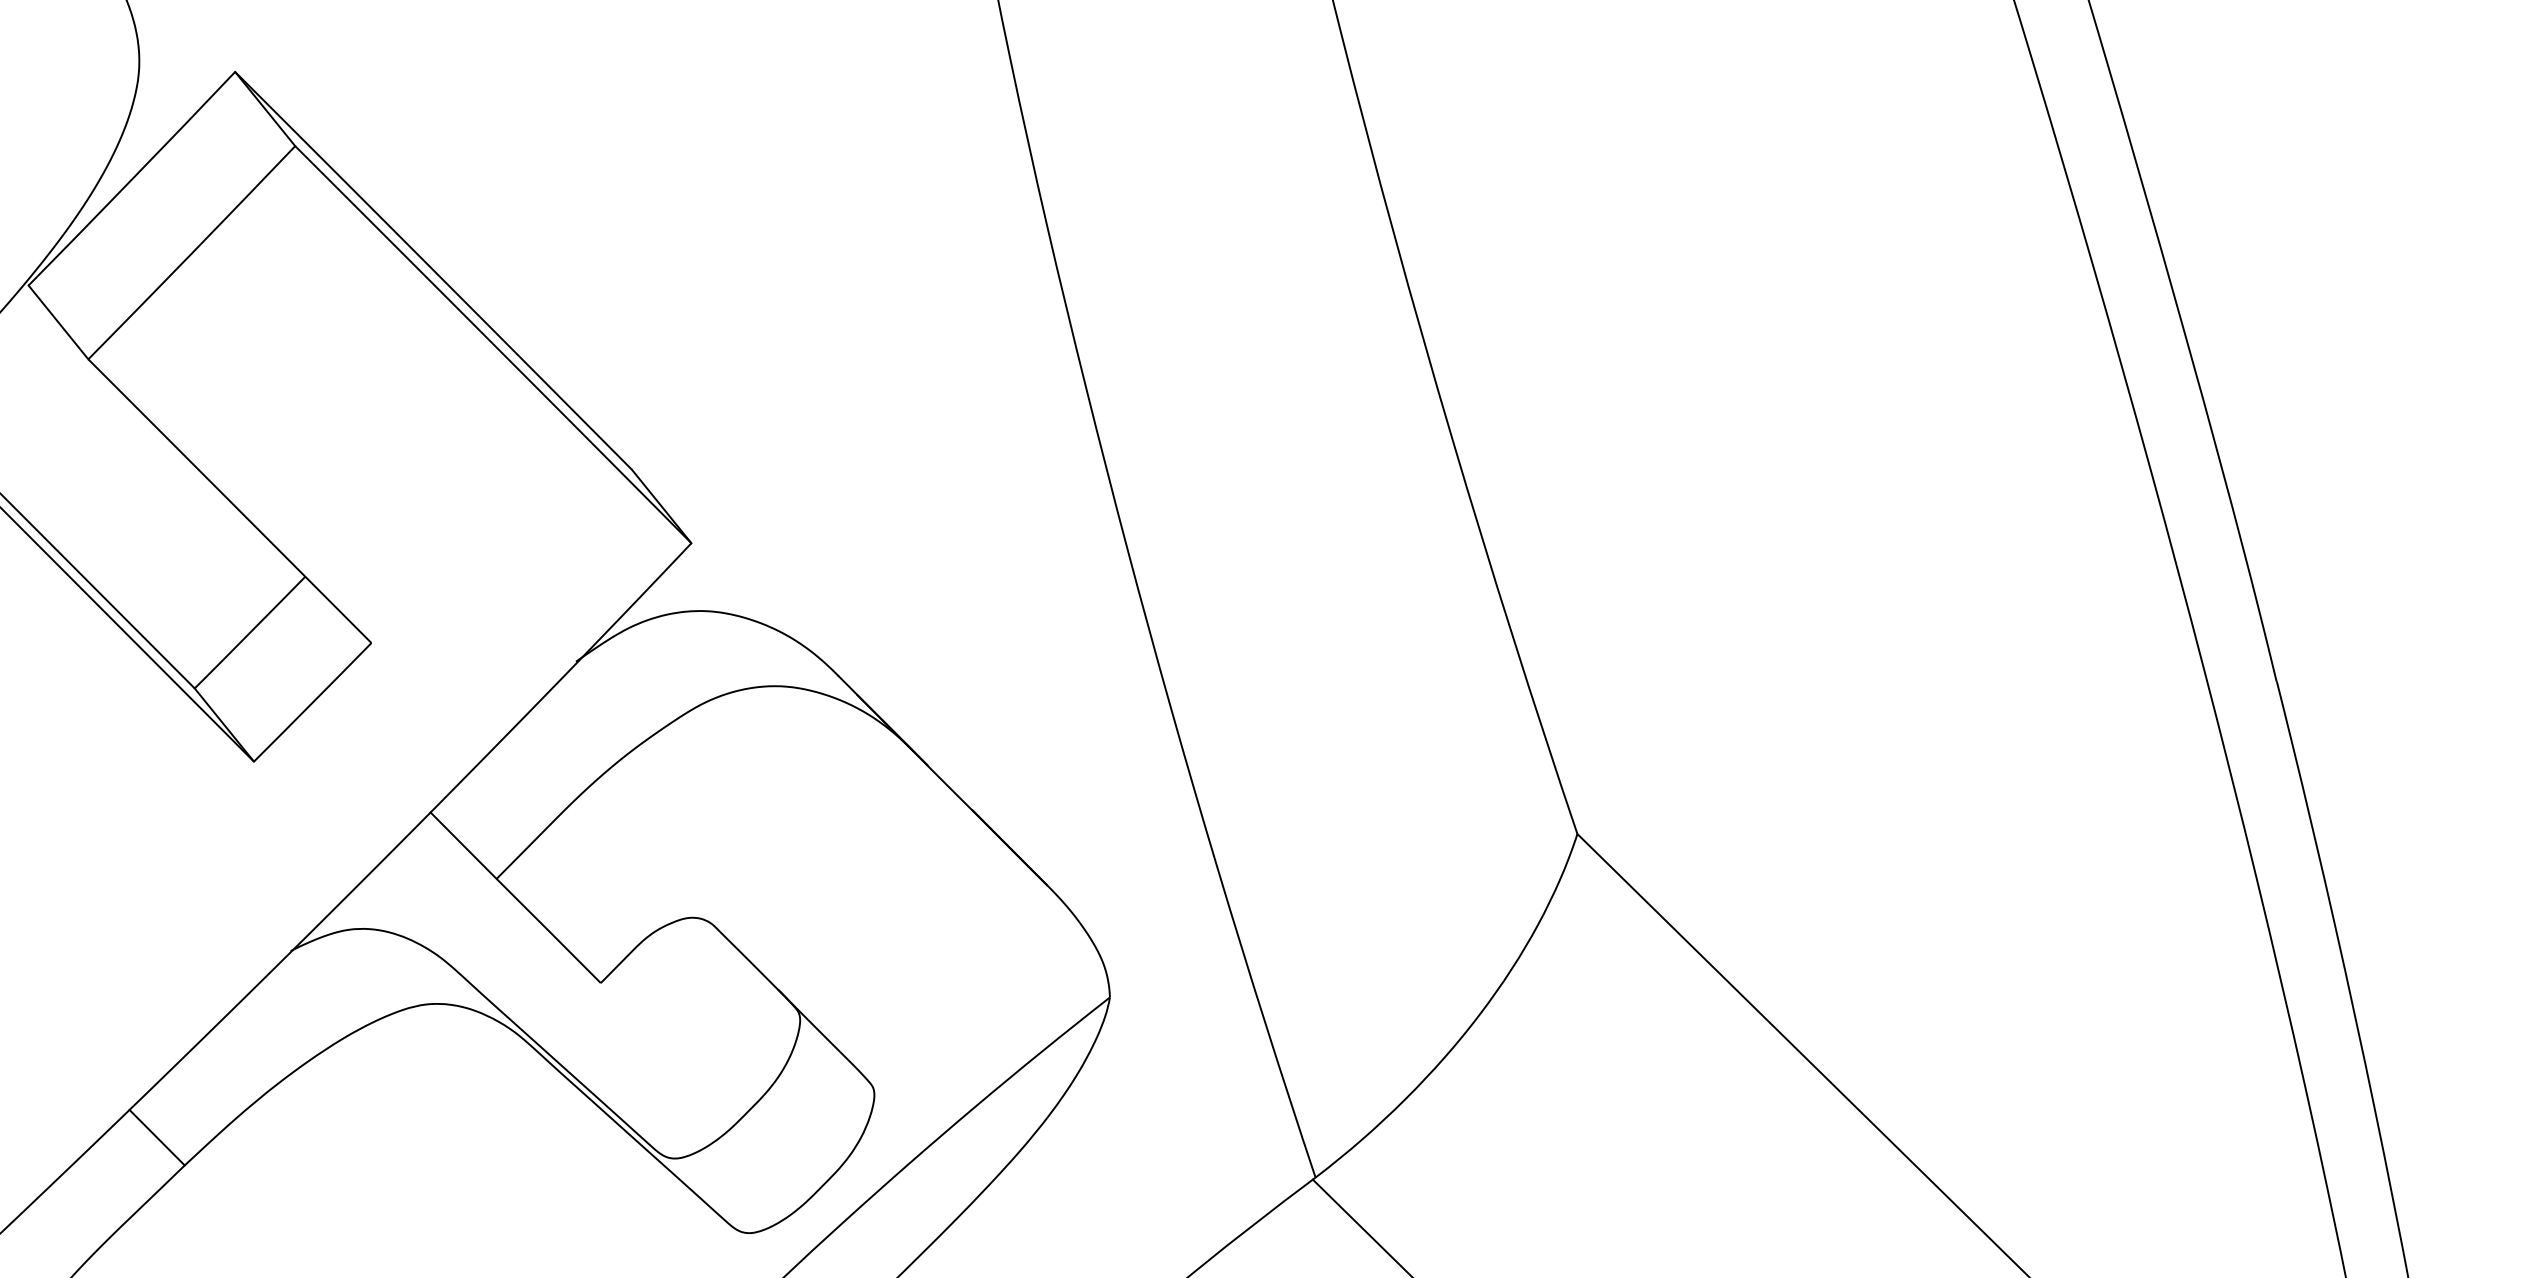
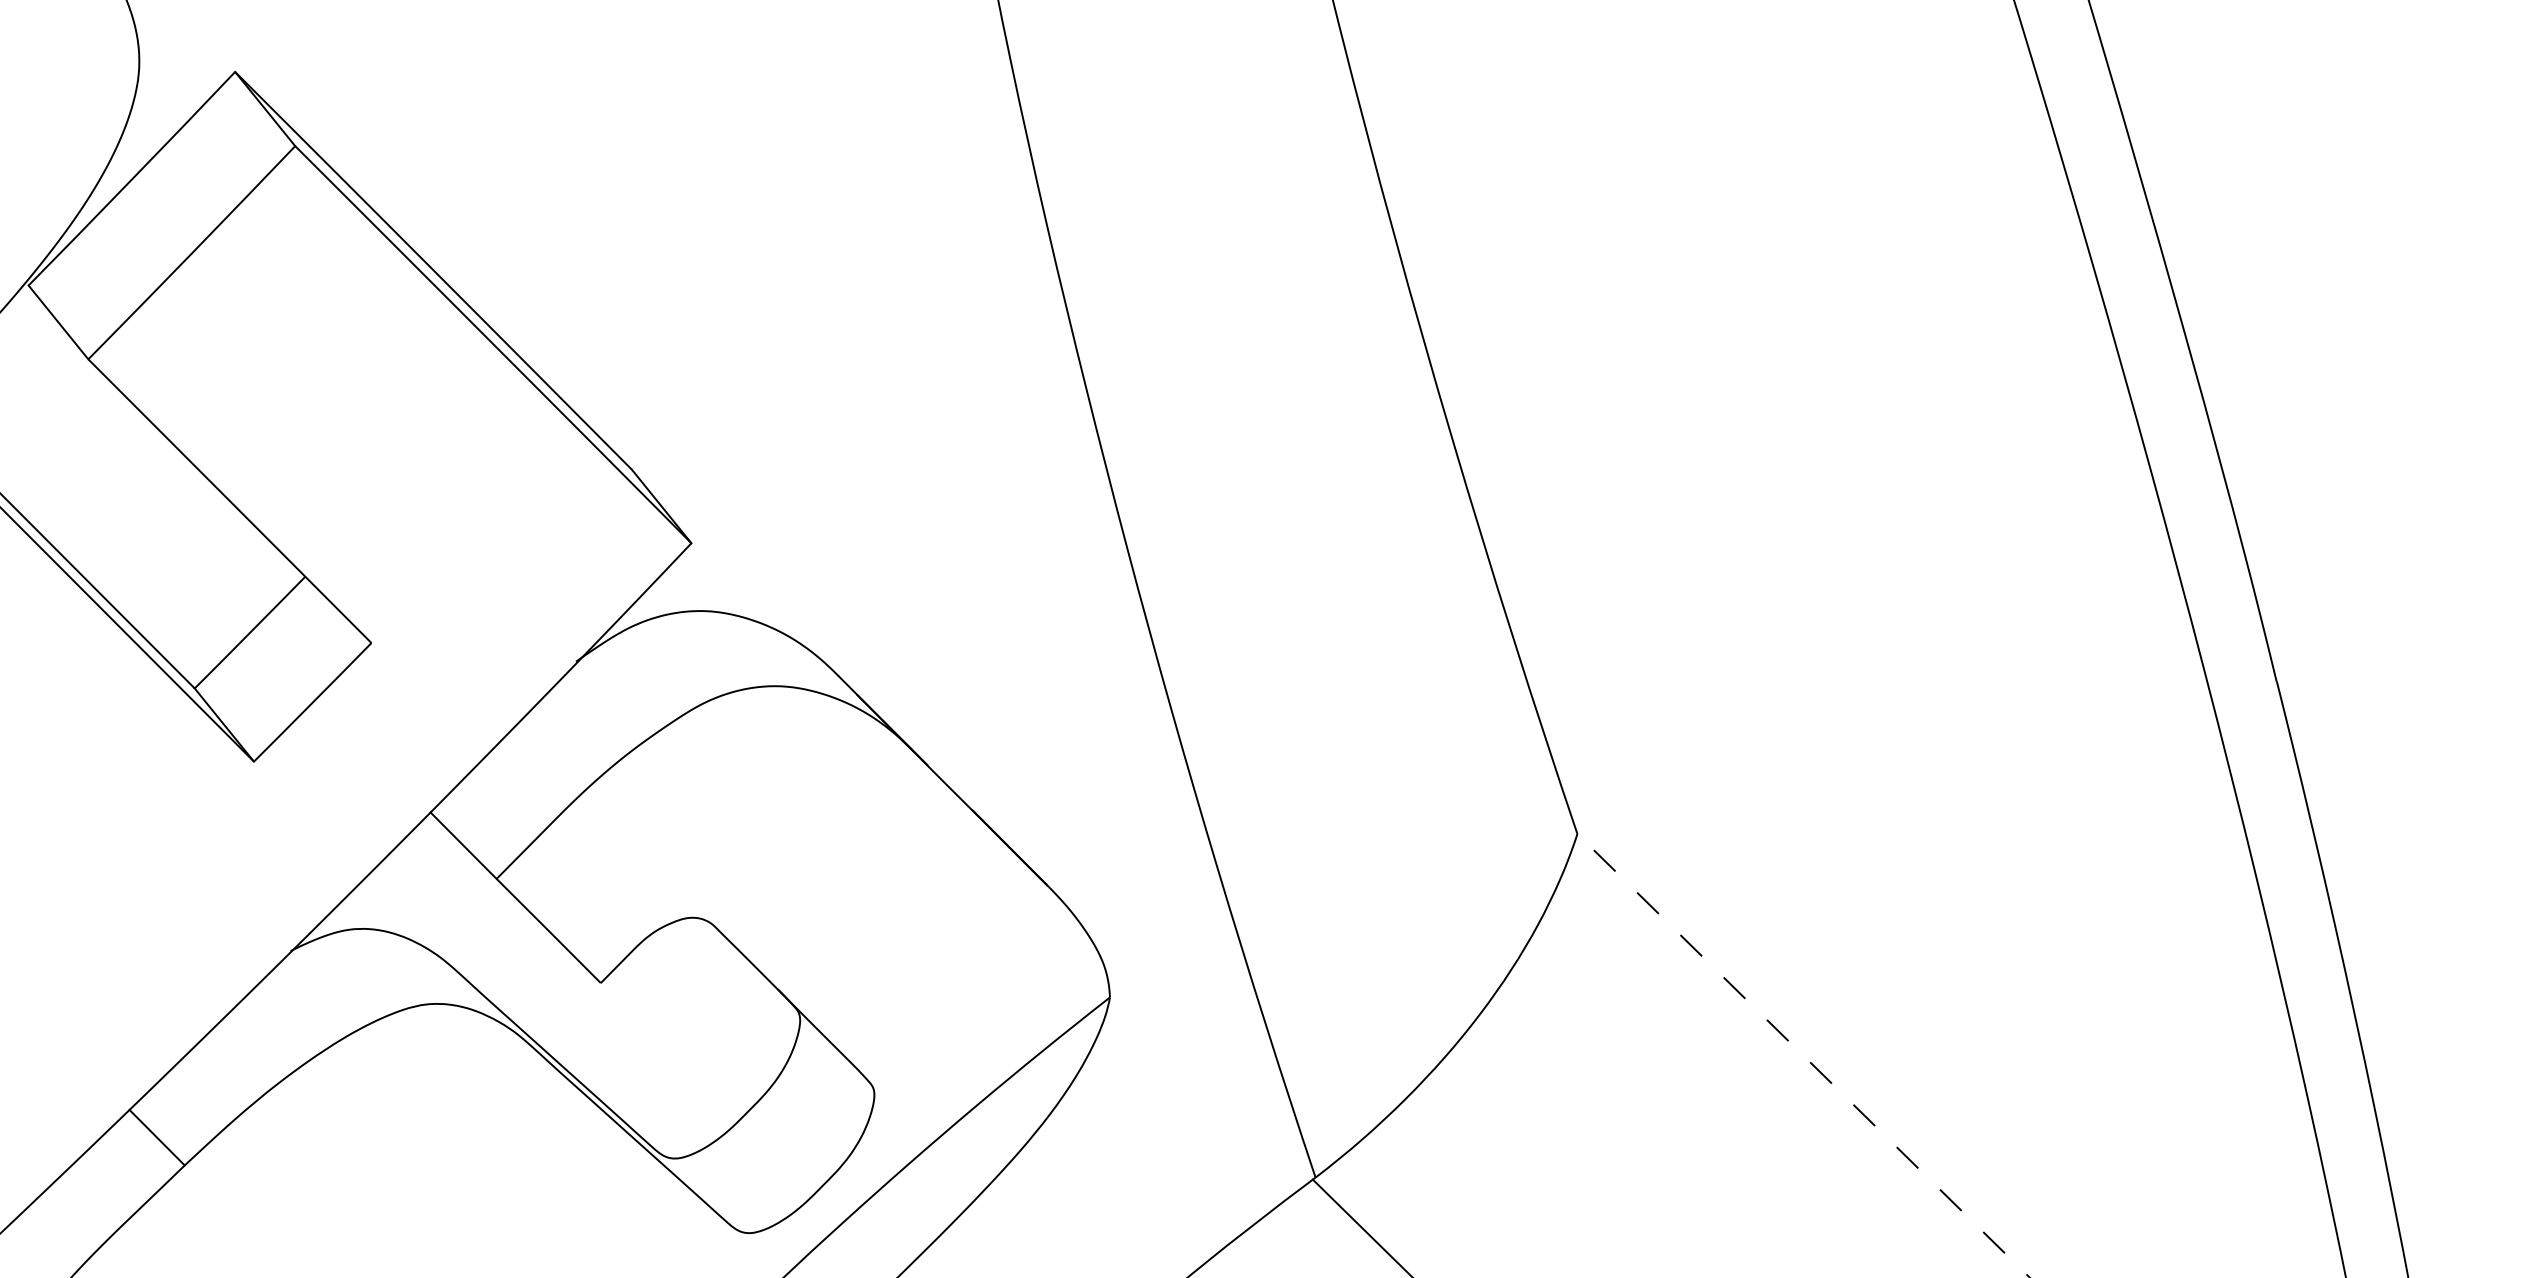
line: solid -> dashed (1803, 1055)
